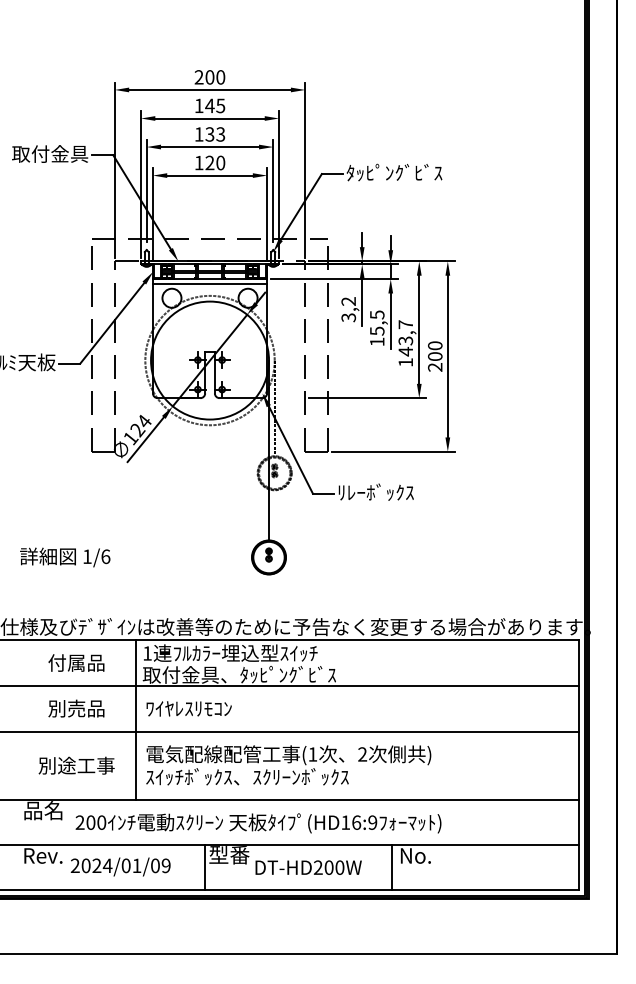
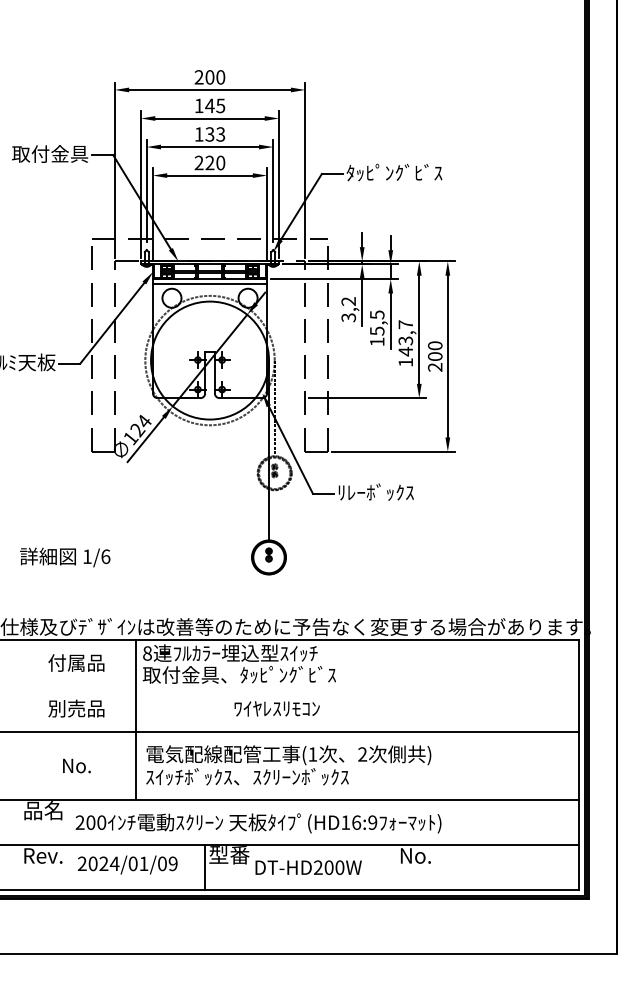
text: 120 -> 220 (198, 162)
text: 1 -> 8 (147, 653)
line: present -> none (290, 686)
text position: (188, 708) -> (276, 708) (276, 708)
text: 別途工事 -> No. (76, 765)
text position: (120, 866) -> (127, 864) (127, 864)
line: present -> none (392, 867)
